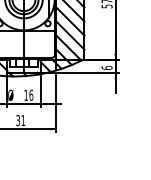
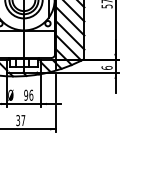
text: 16 -> 96 (26, 94)
text: 31 -> 37 (23, 120)
